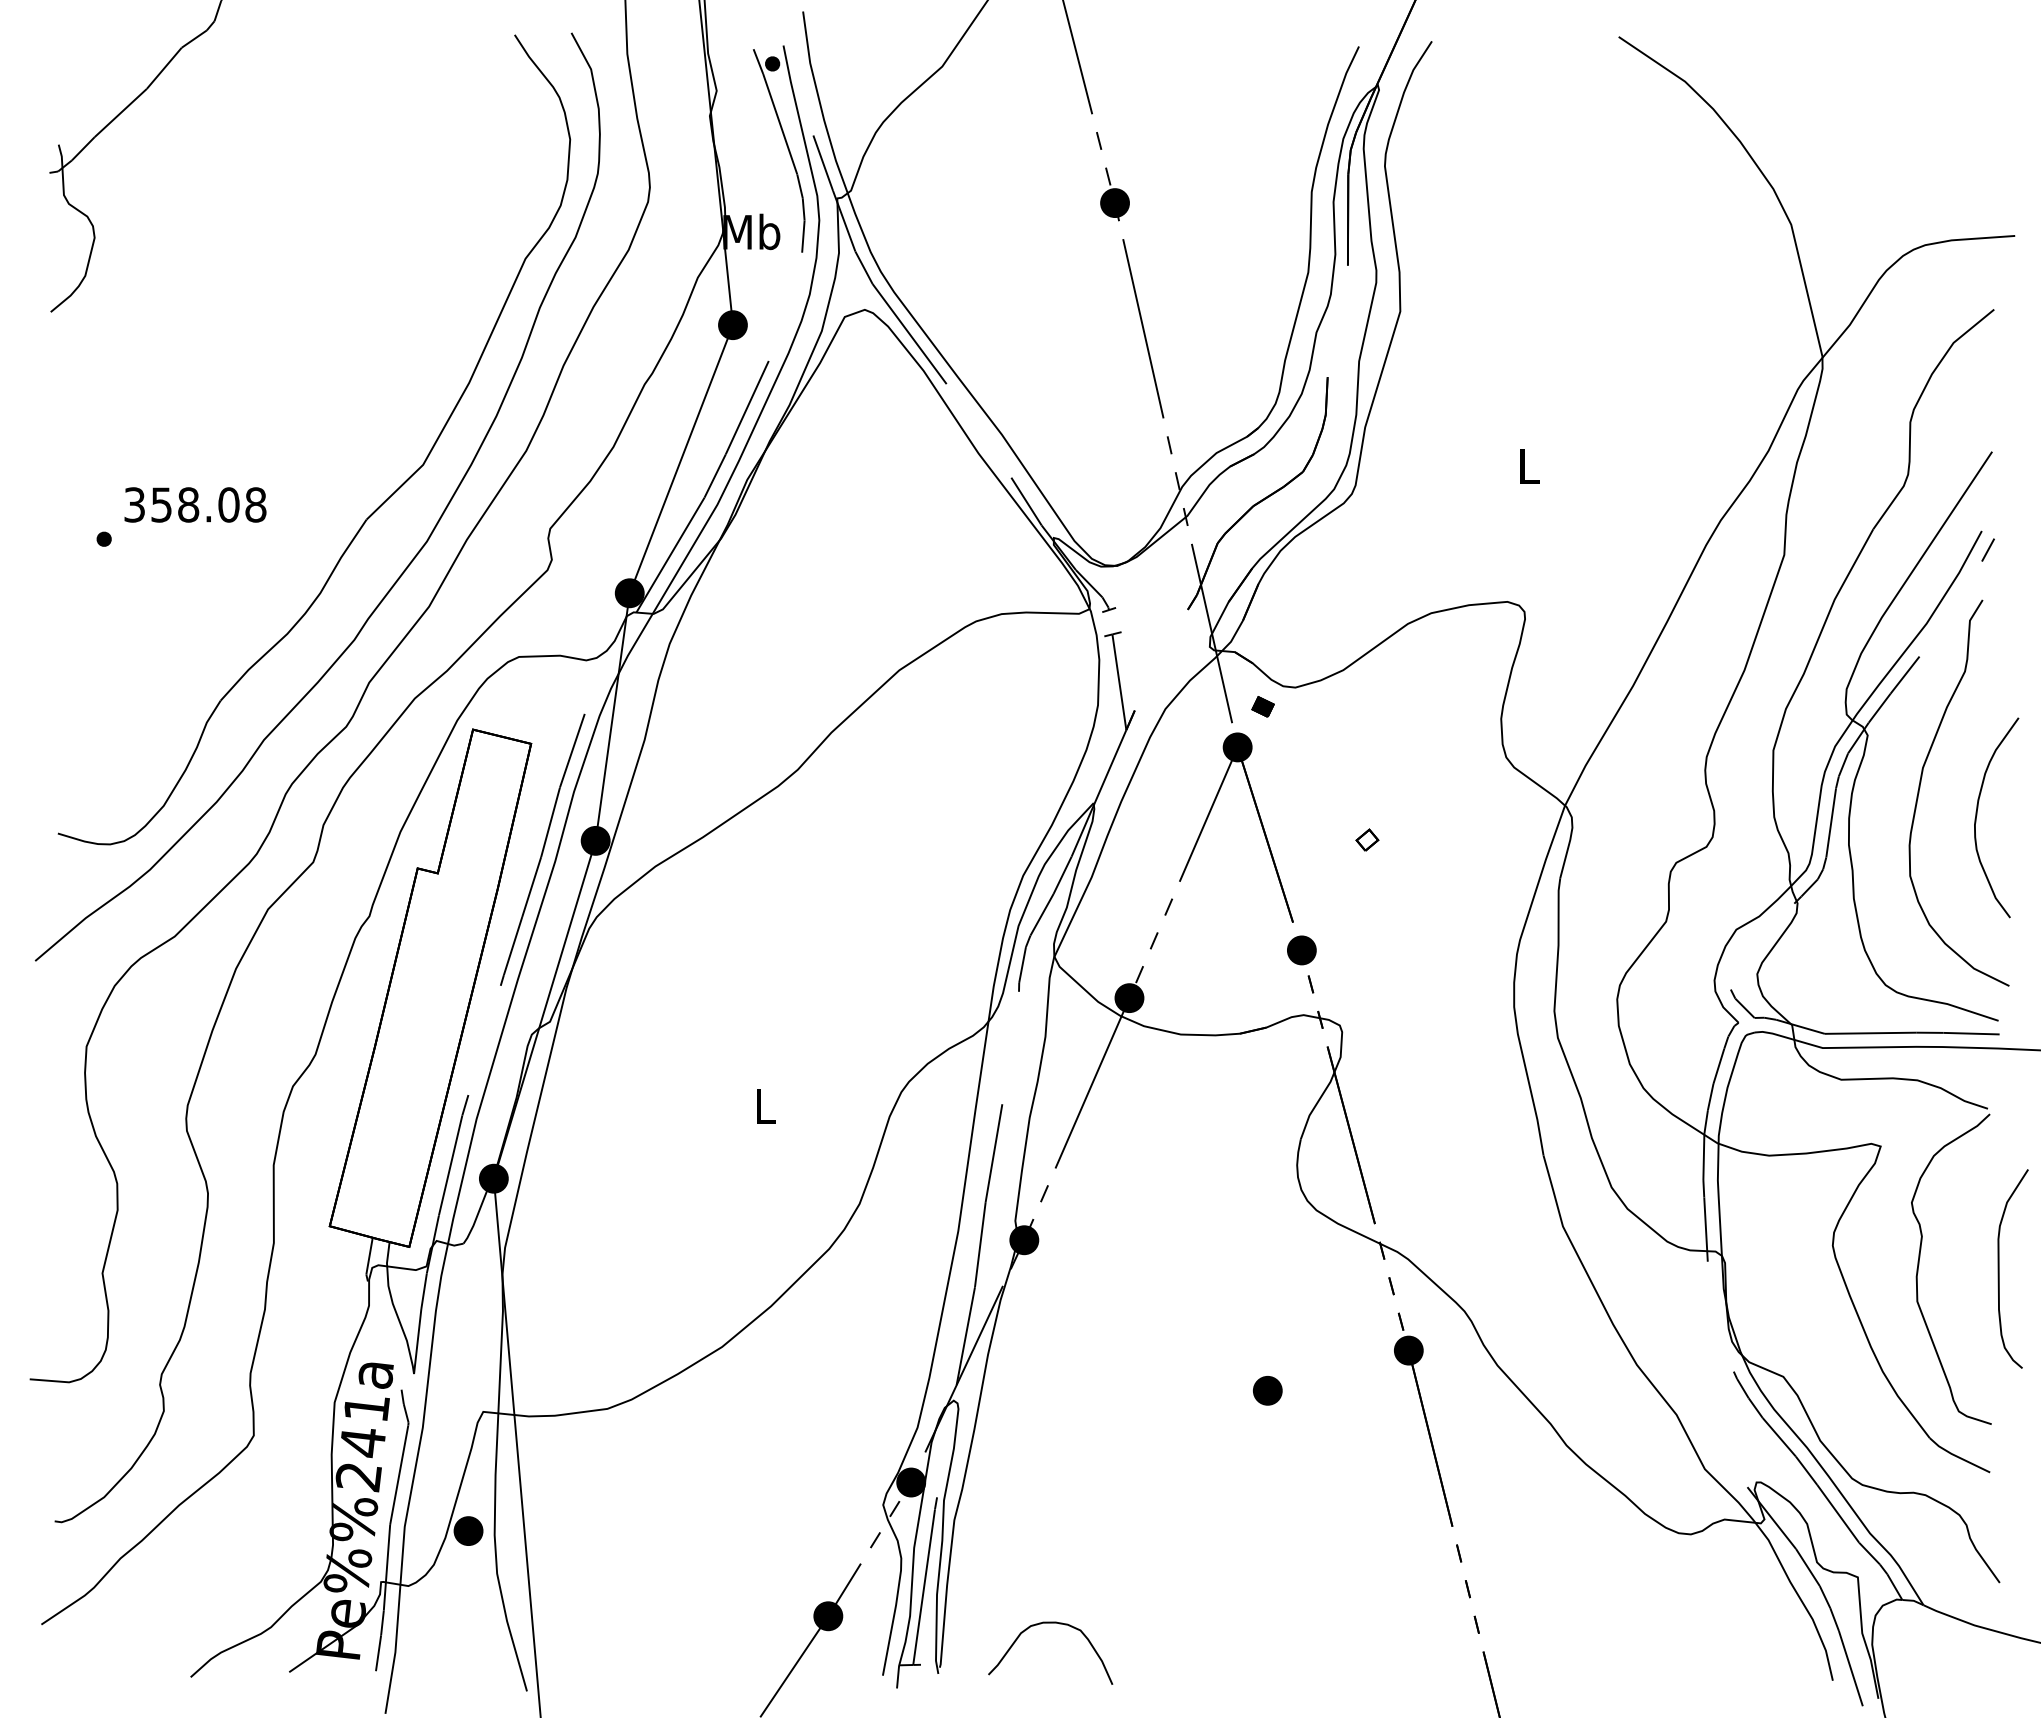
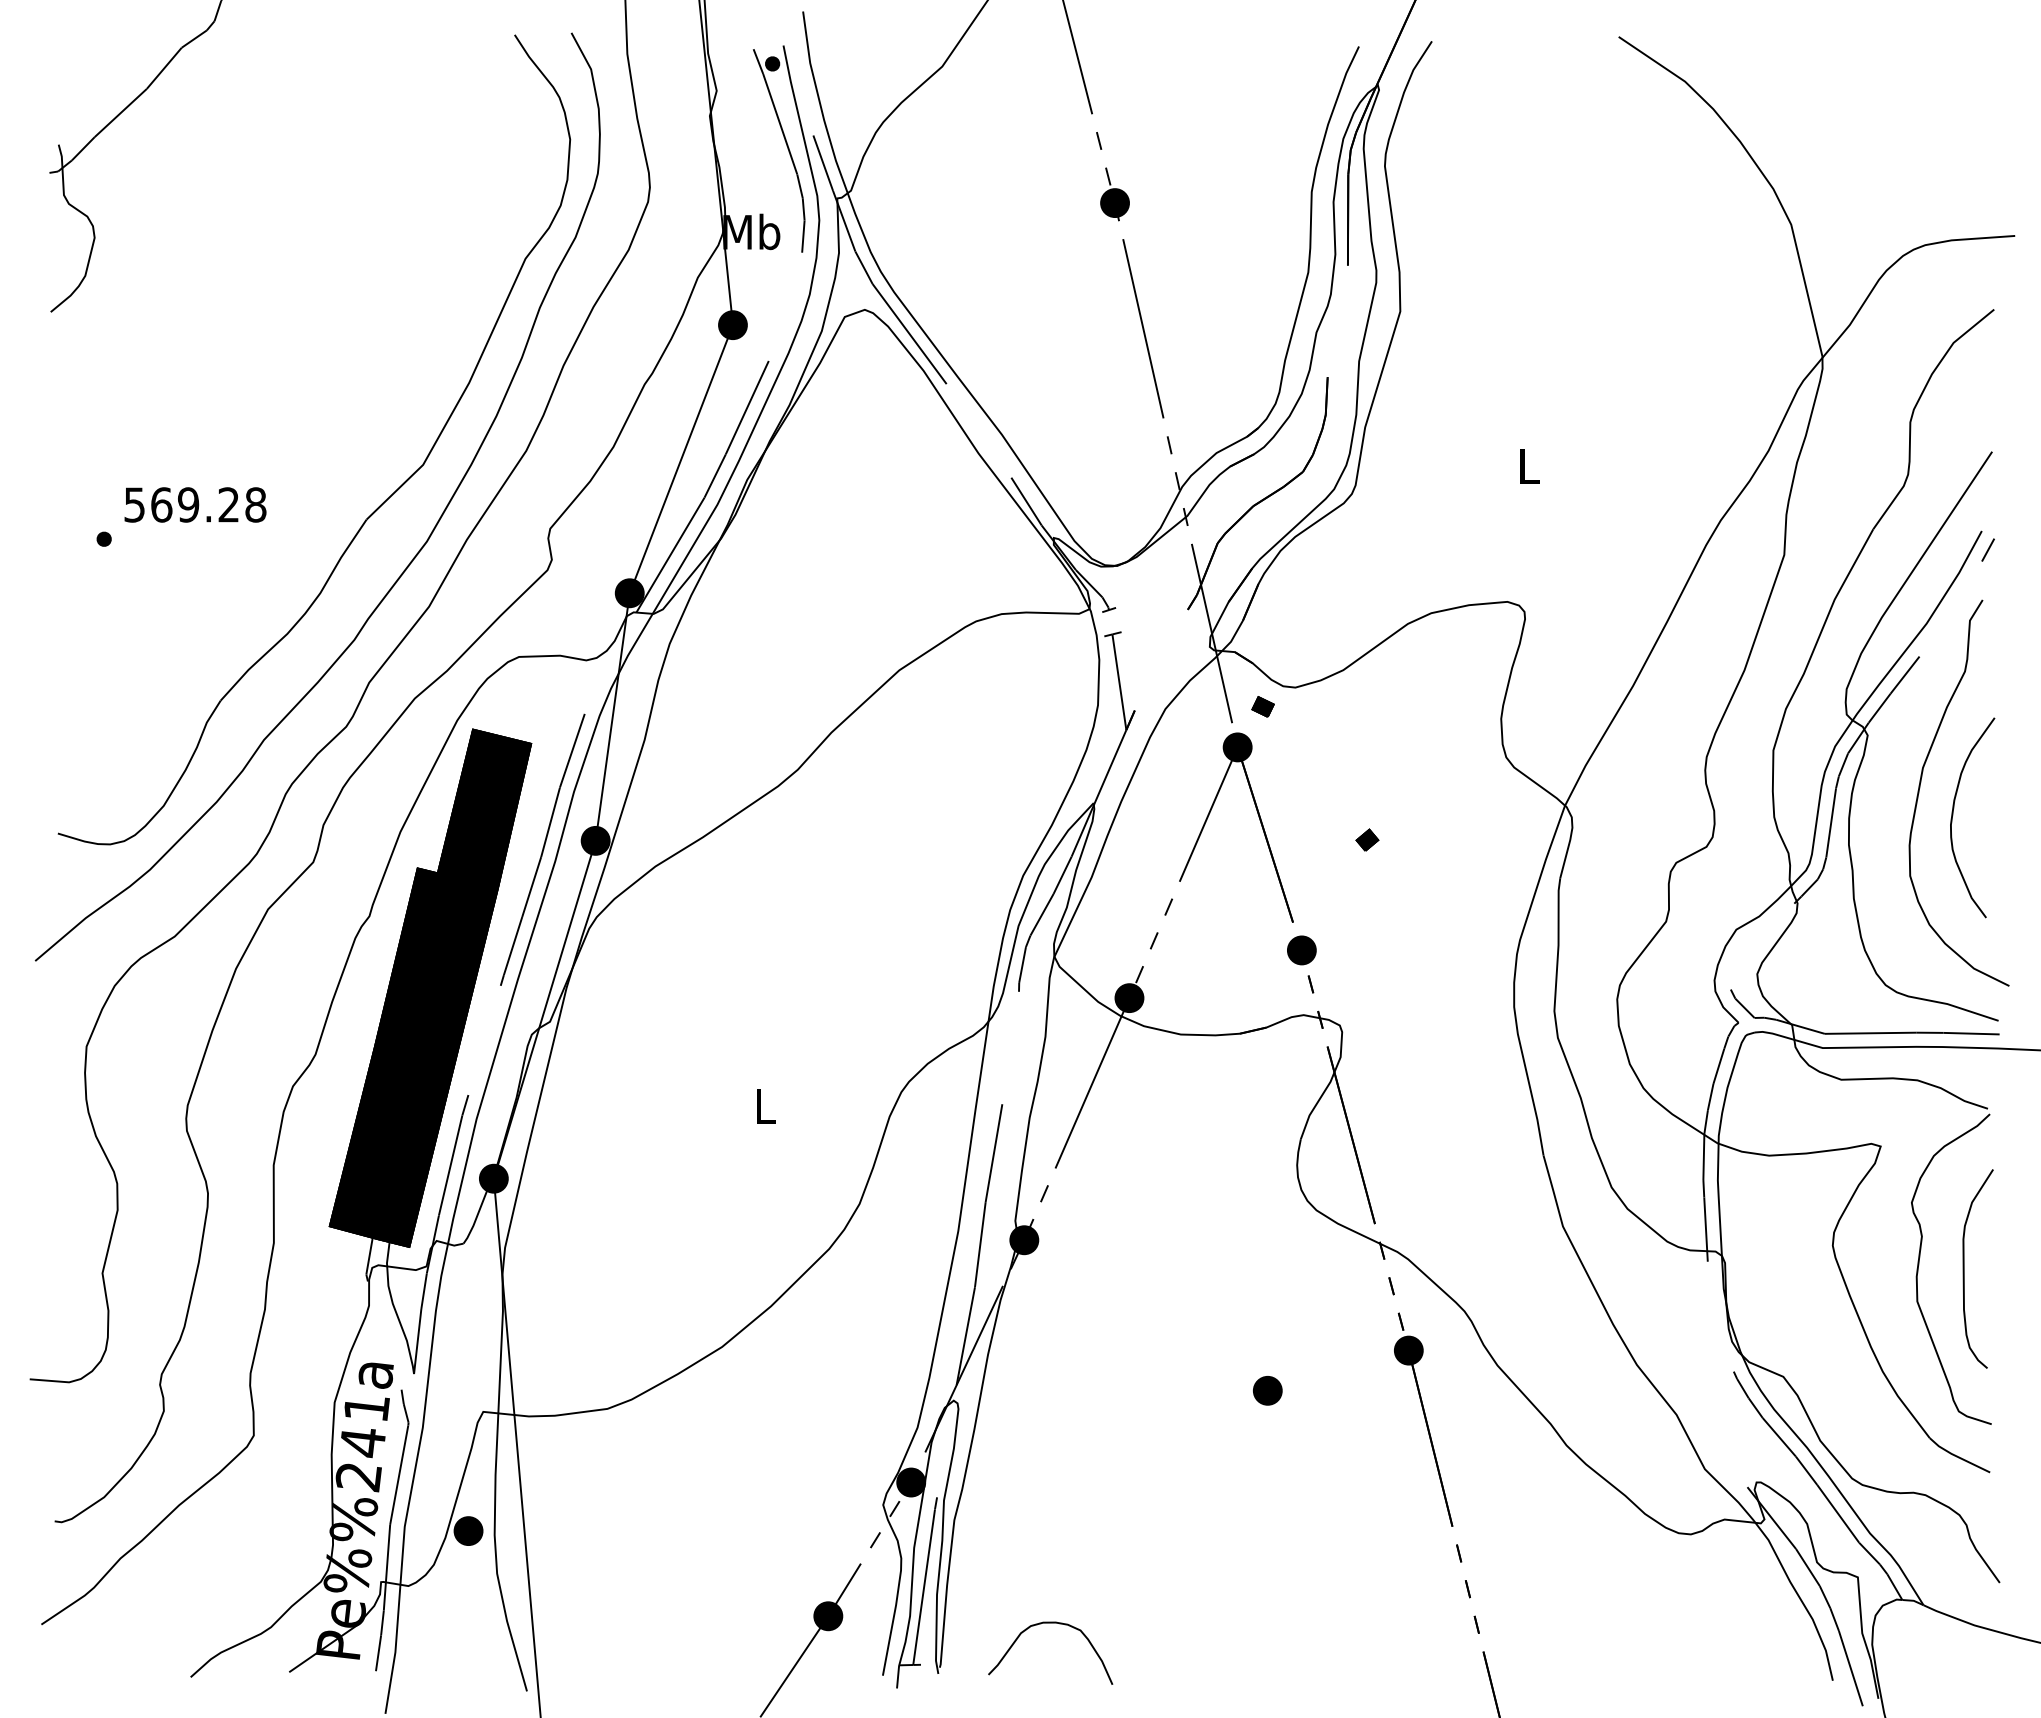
text: 358.08 -> 569.28 (182, 504)
curve position: (1977, 815) -> (1953, 815) (1953, 815)
fill: none -> present (1367, 839)
fill: none -> present (430, 987)
curve position: (1999, 1268) -> (1964, 1268) (1964, 1268)
